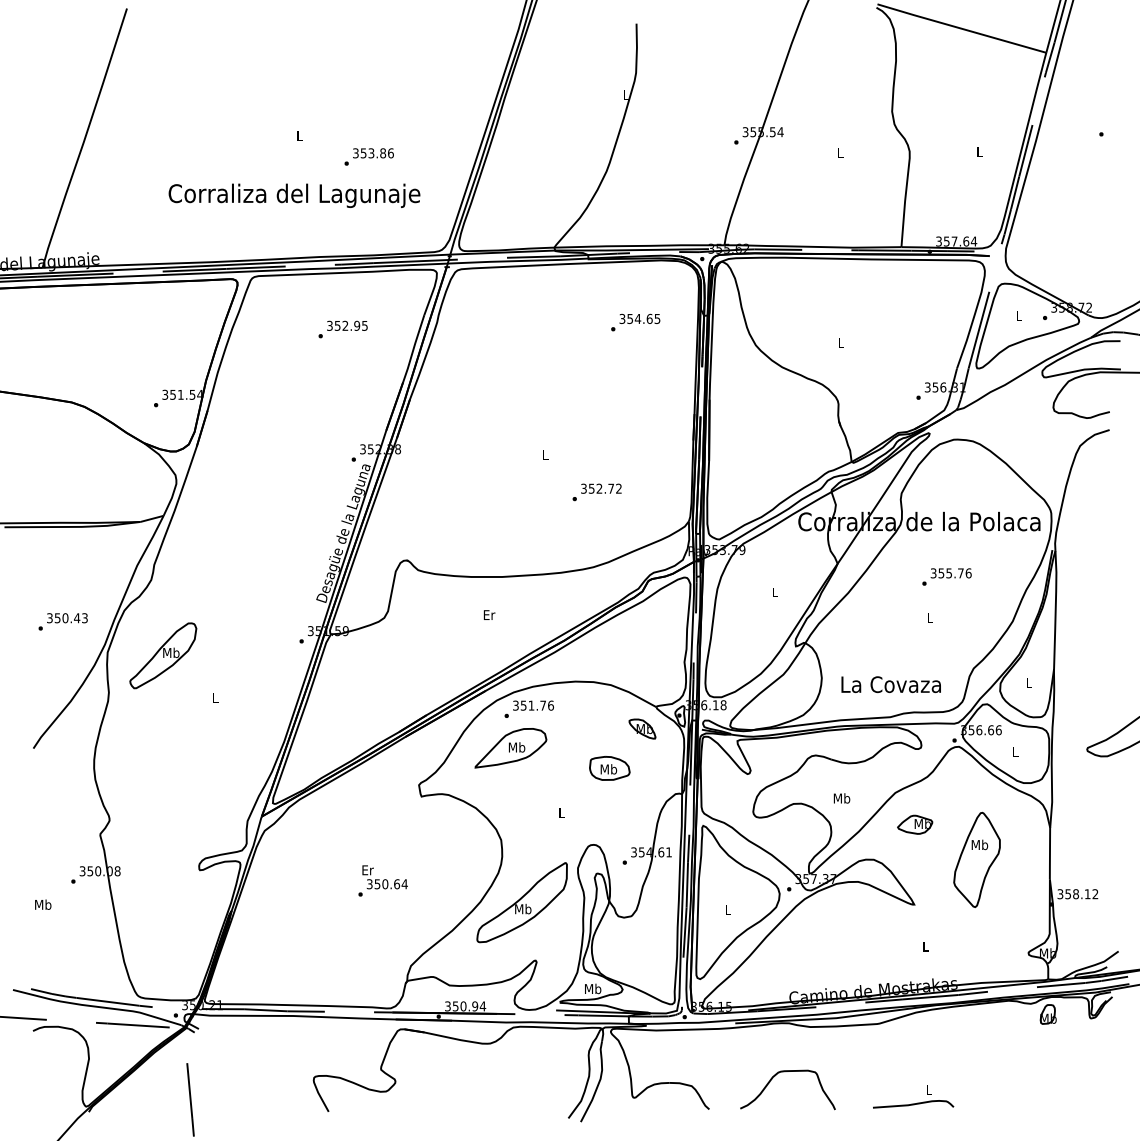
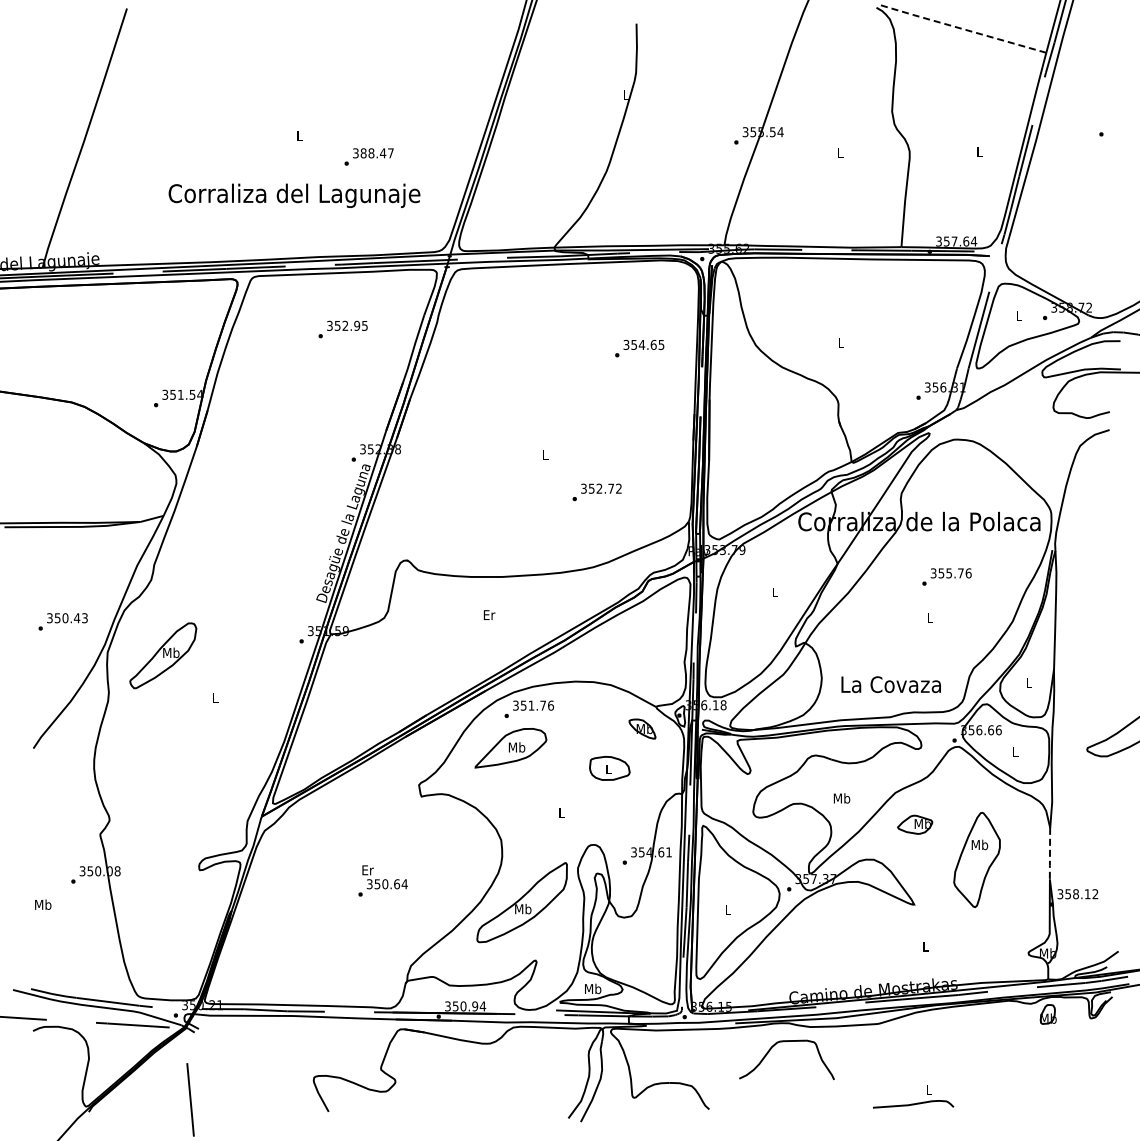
line: solid -> dashed (960, 28)
text: 353.86 -> 388.47 (376, 153)
text position: (635, 322) -> (639, 348) (639, 348)
text: Mb -> L (608, 769)
line: solid -> dashed (1049, 854)
curve position: (785, 1072) -> (784, 1042) (784, 1042)
